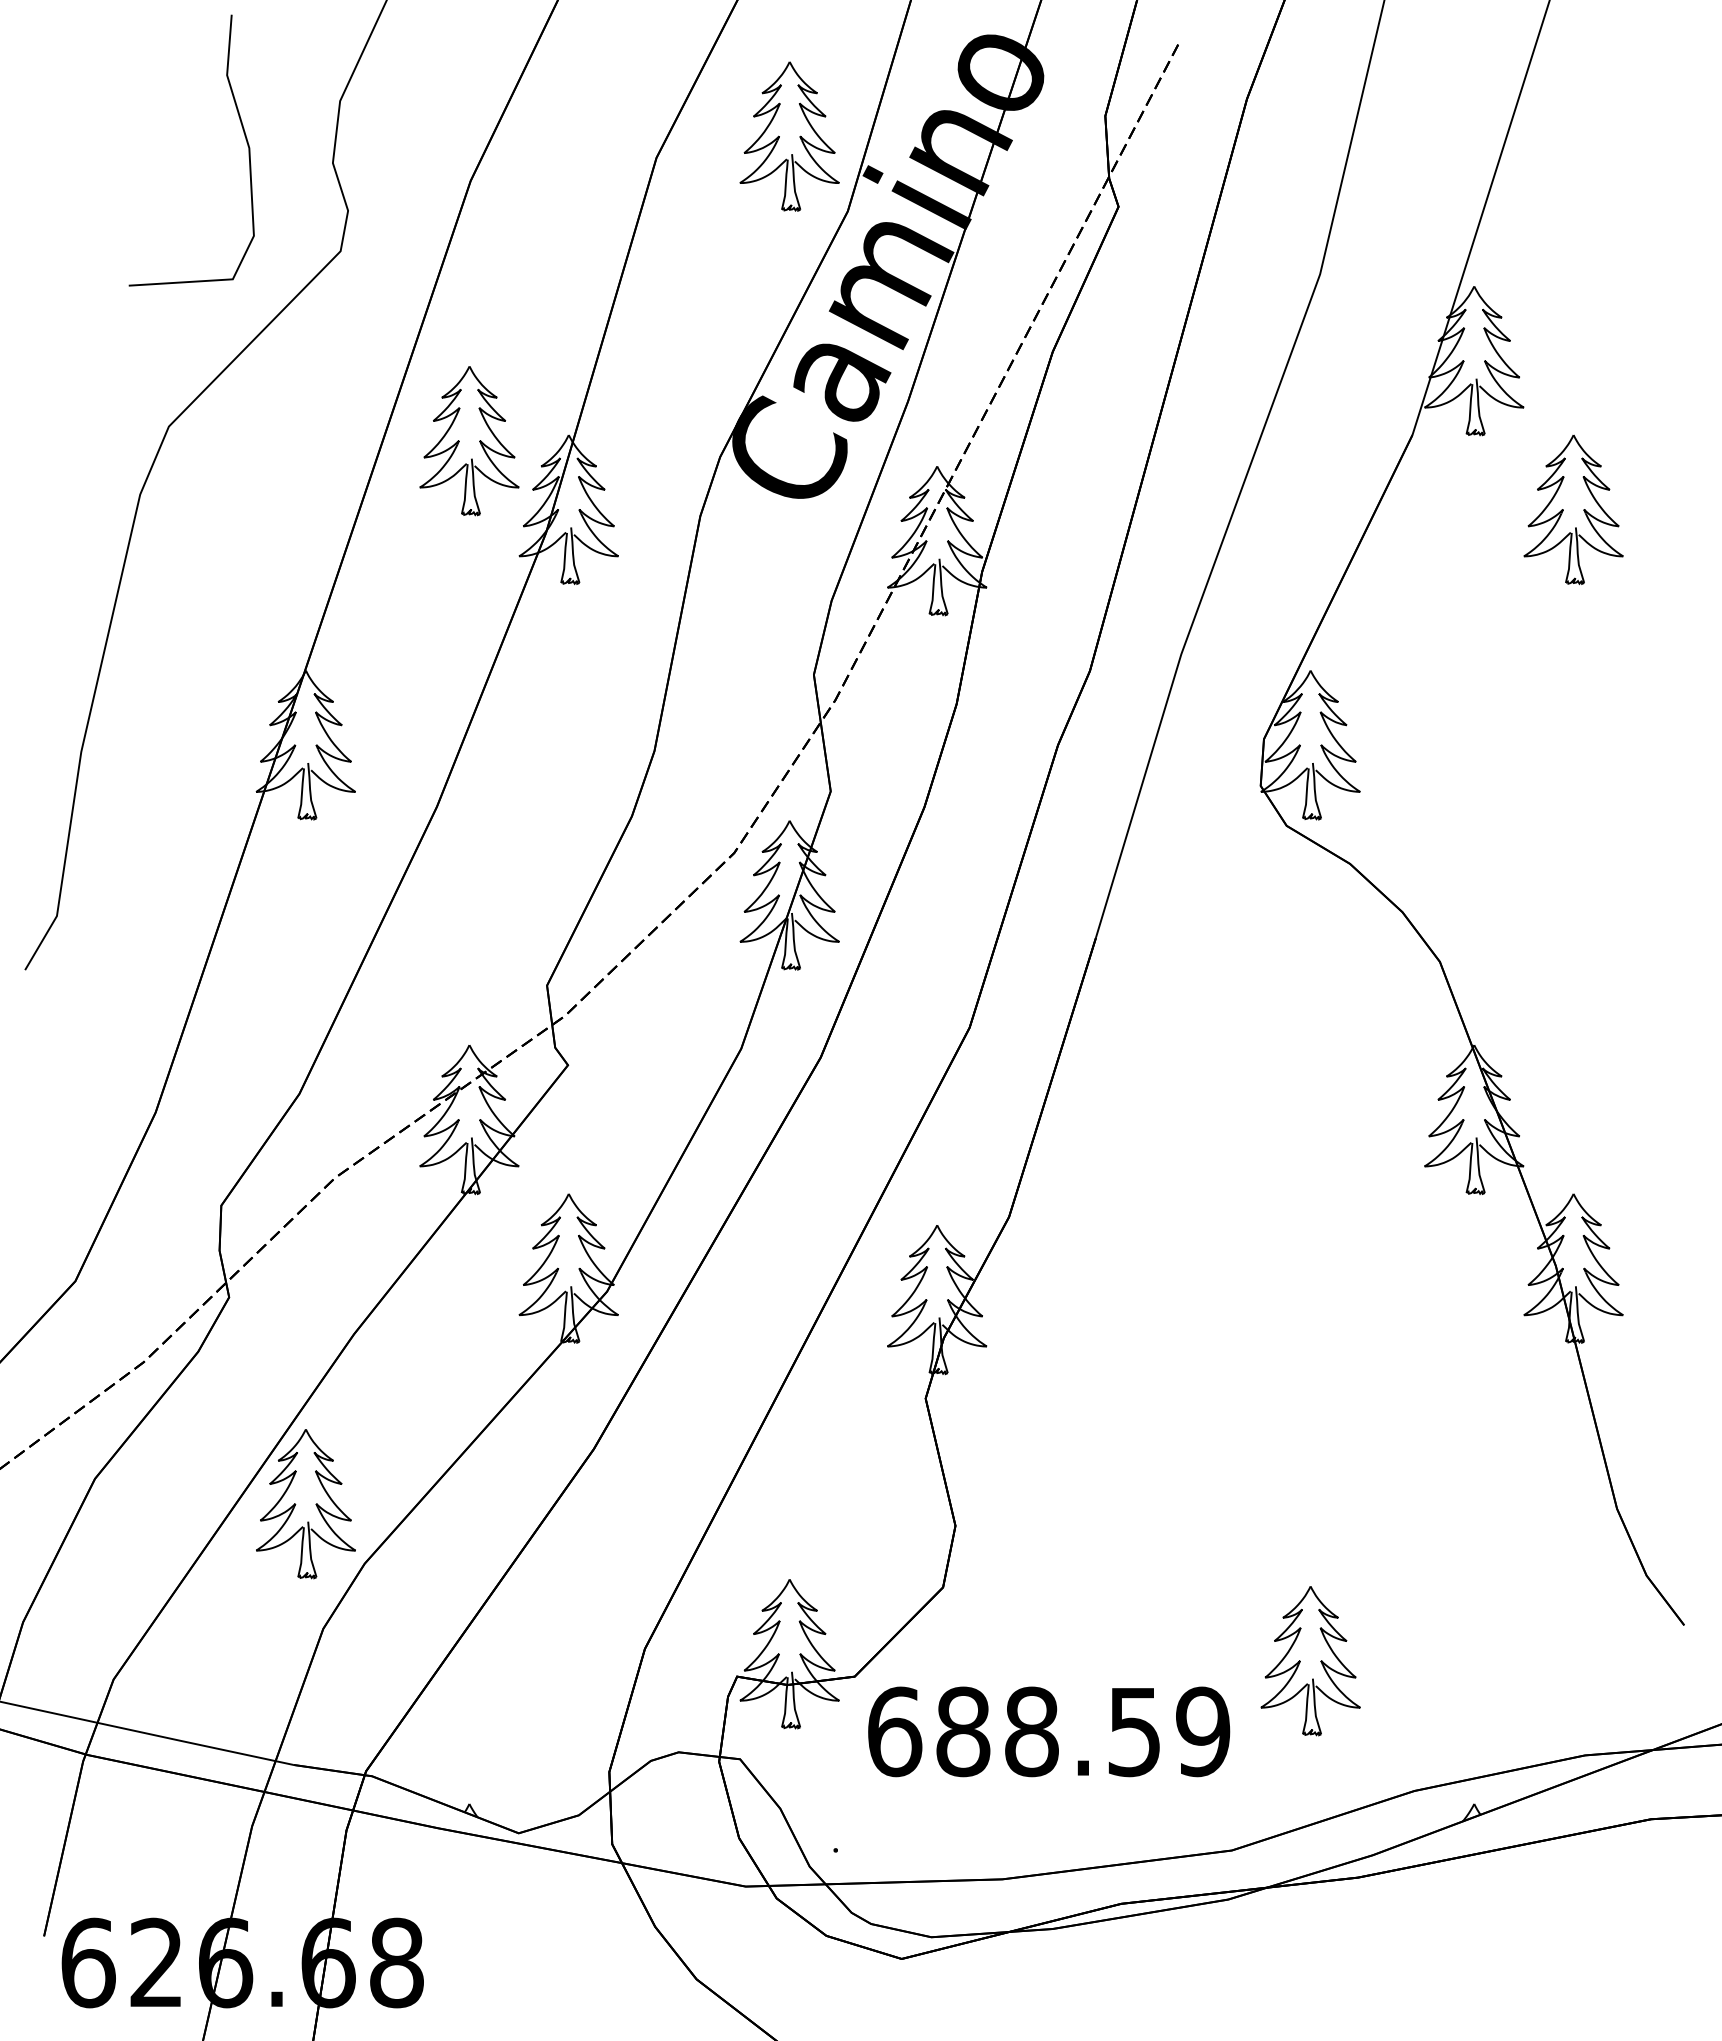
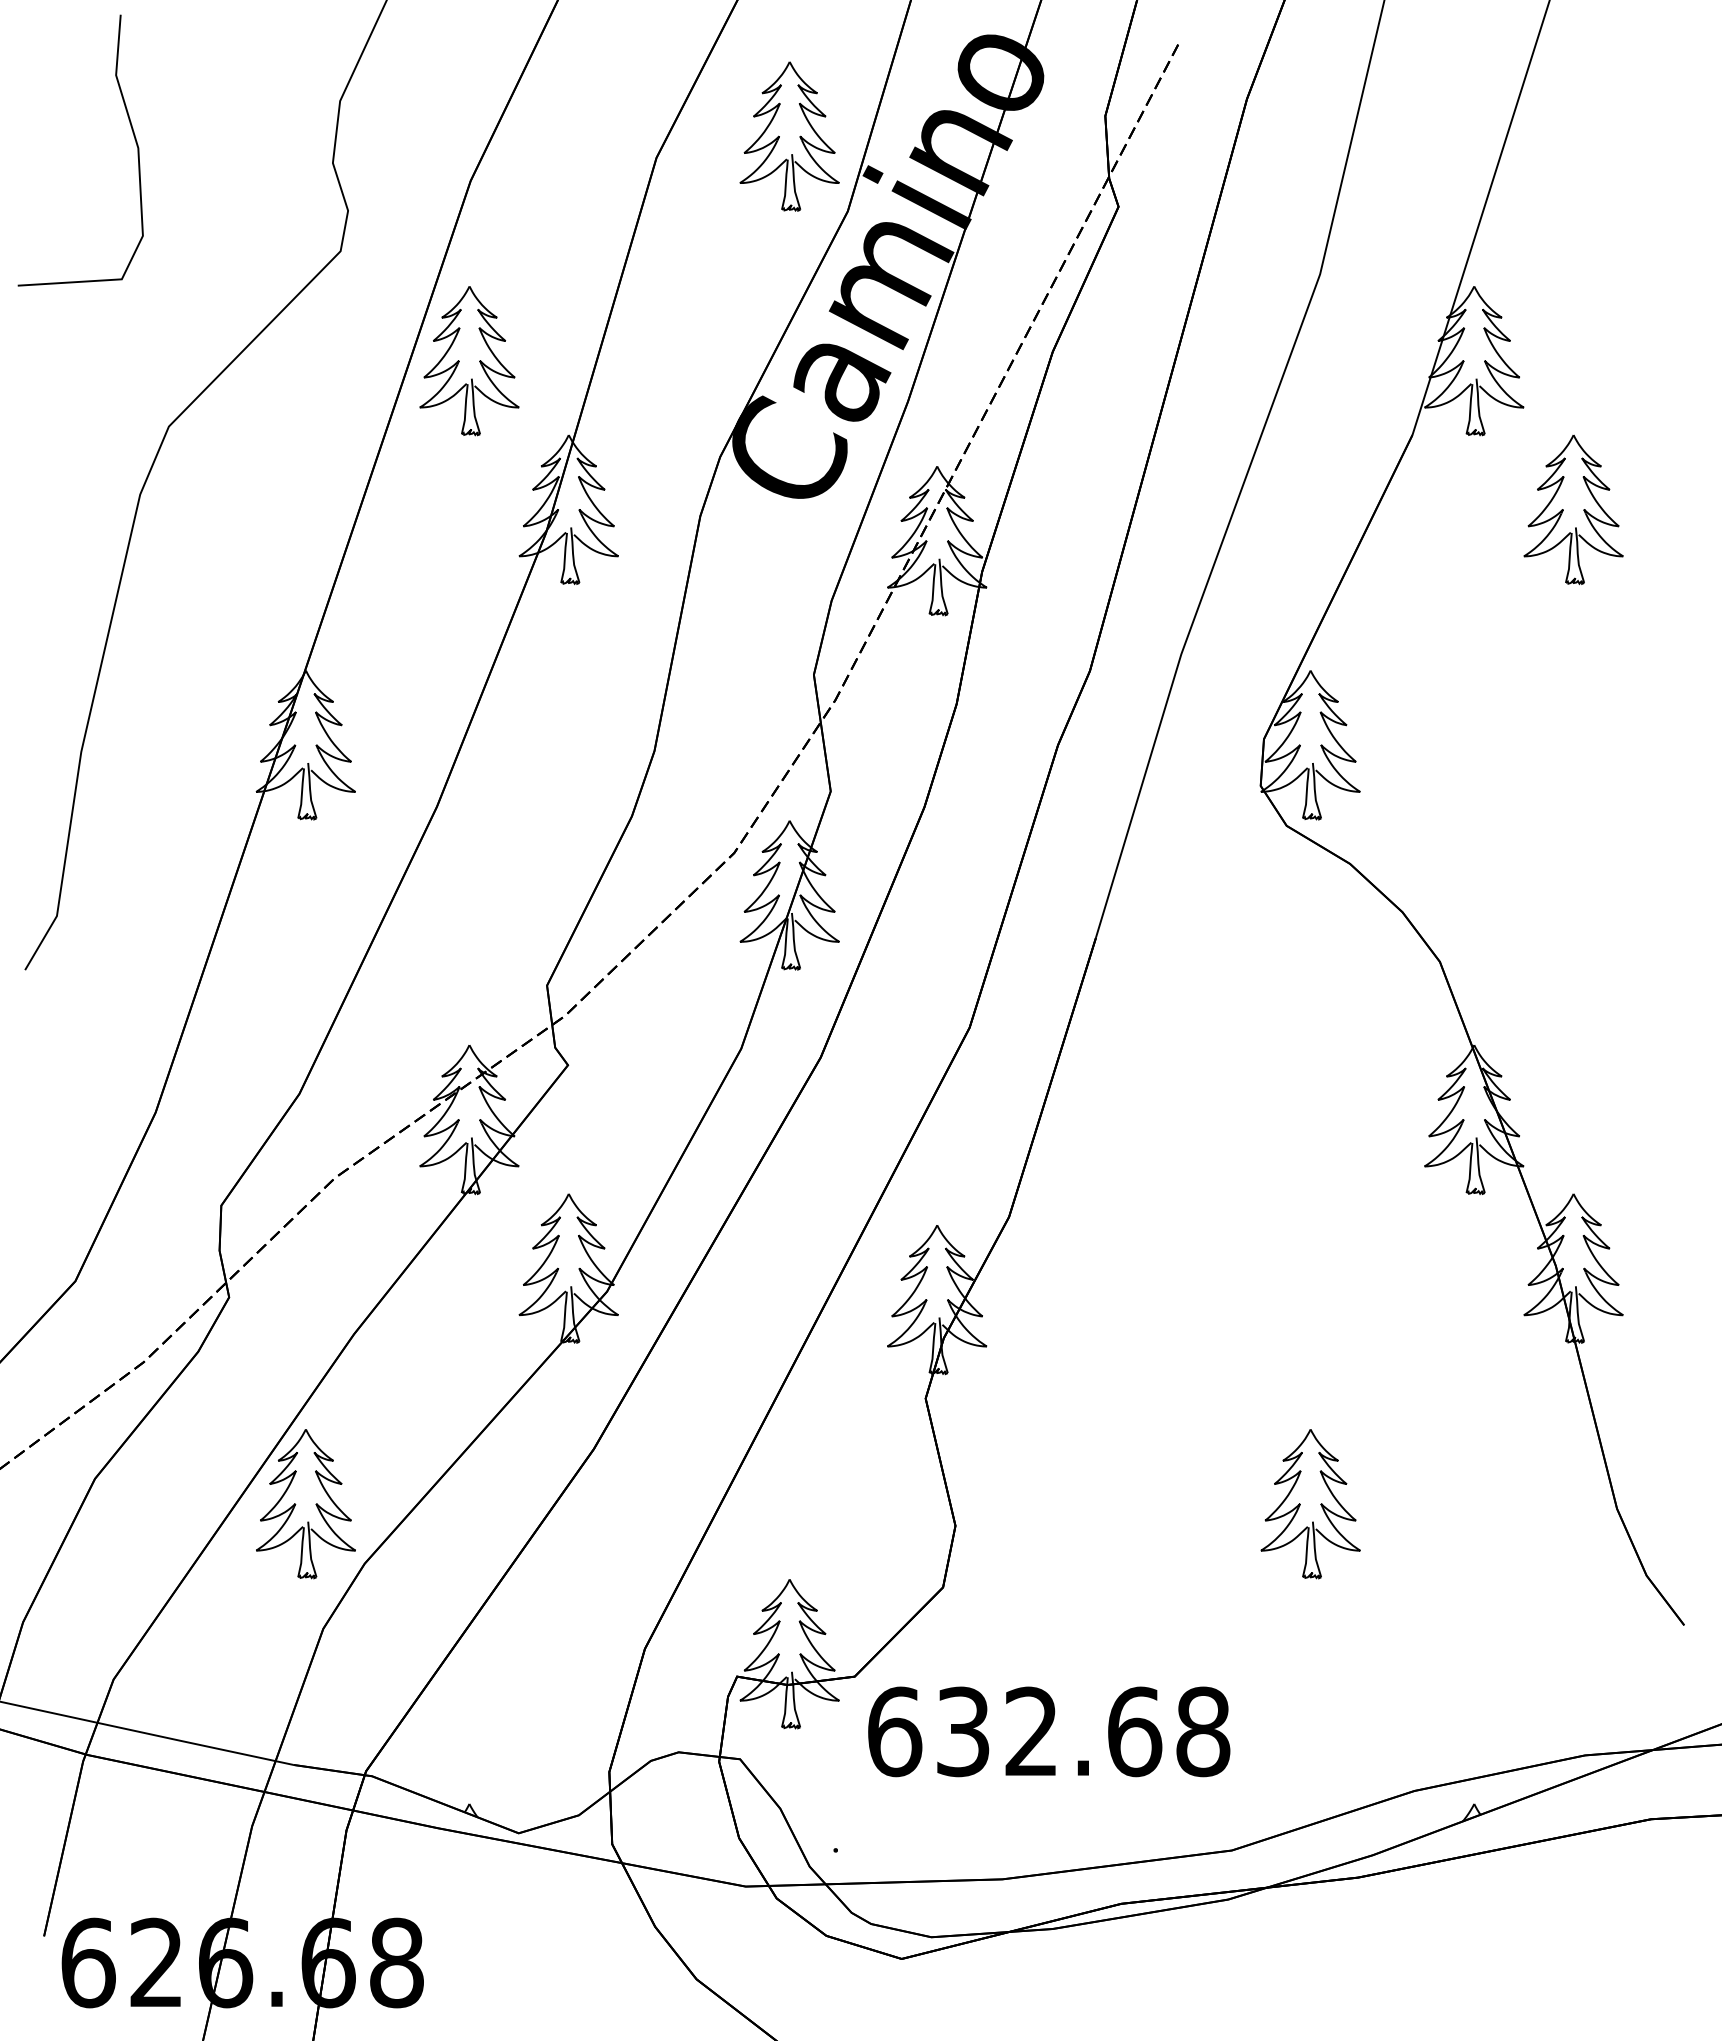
curve position: (243, 133) -> (132, 133) (132, 133)
part position: (469, 441) -> (469, 361) (469, 361)
part position: (1310, 1661) -> (1310, 1504) (1310, 1504)
text: 688.59 -> 632.68 (1083, 1731)
